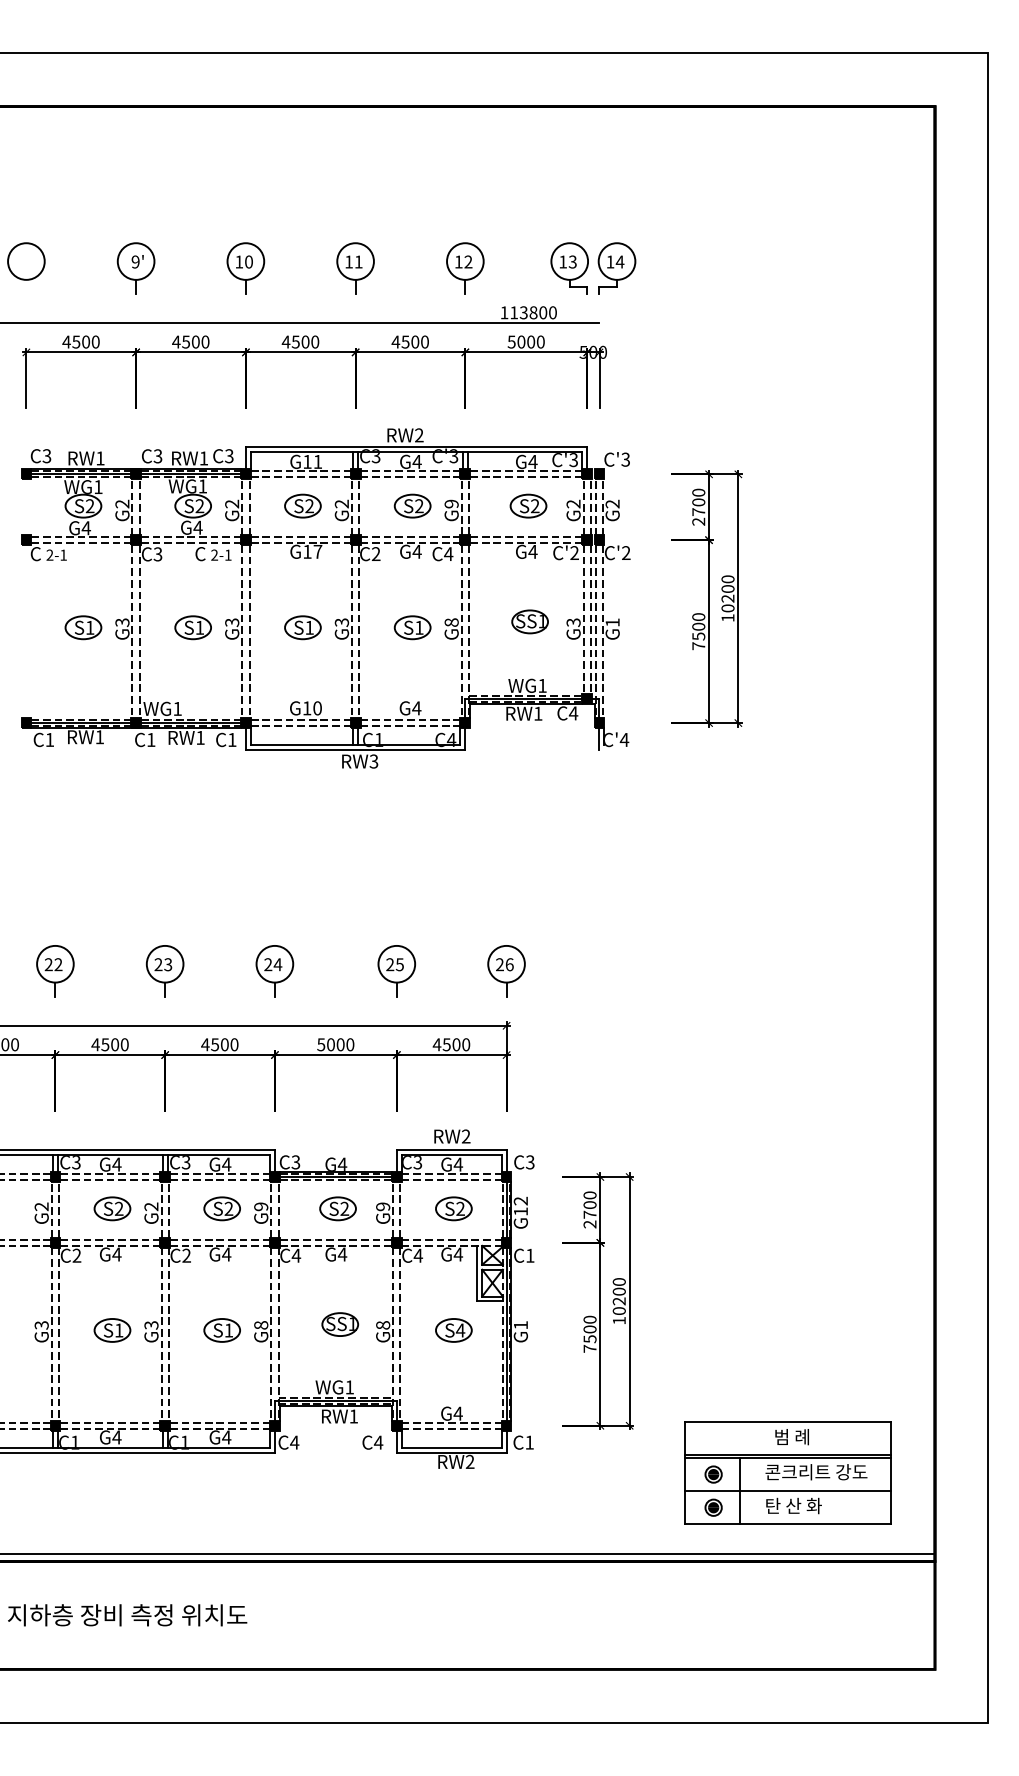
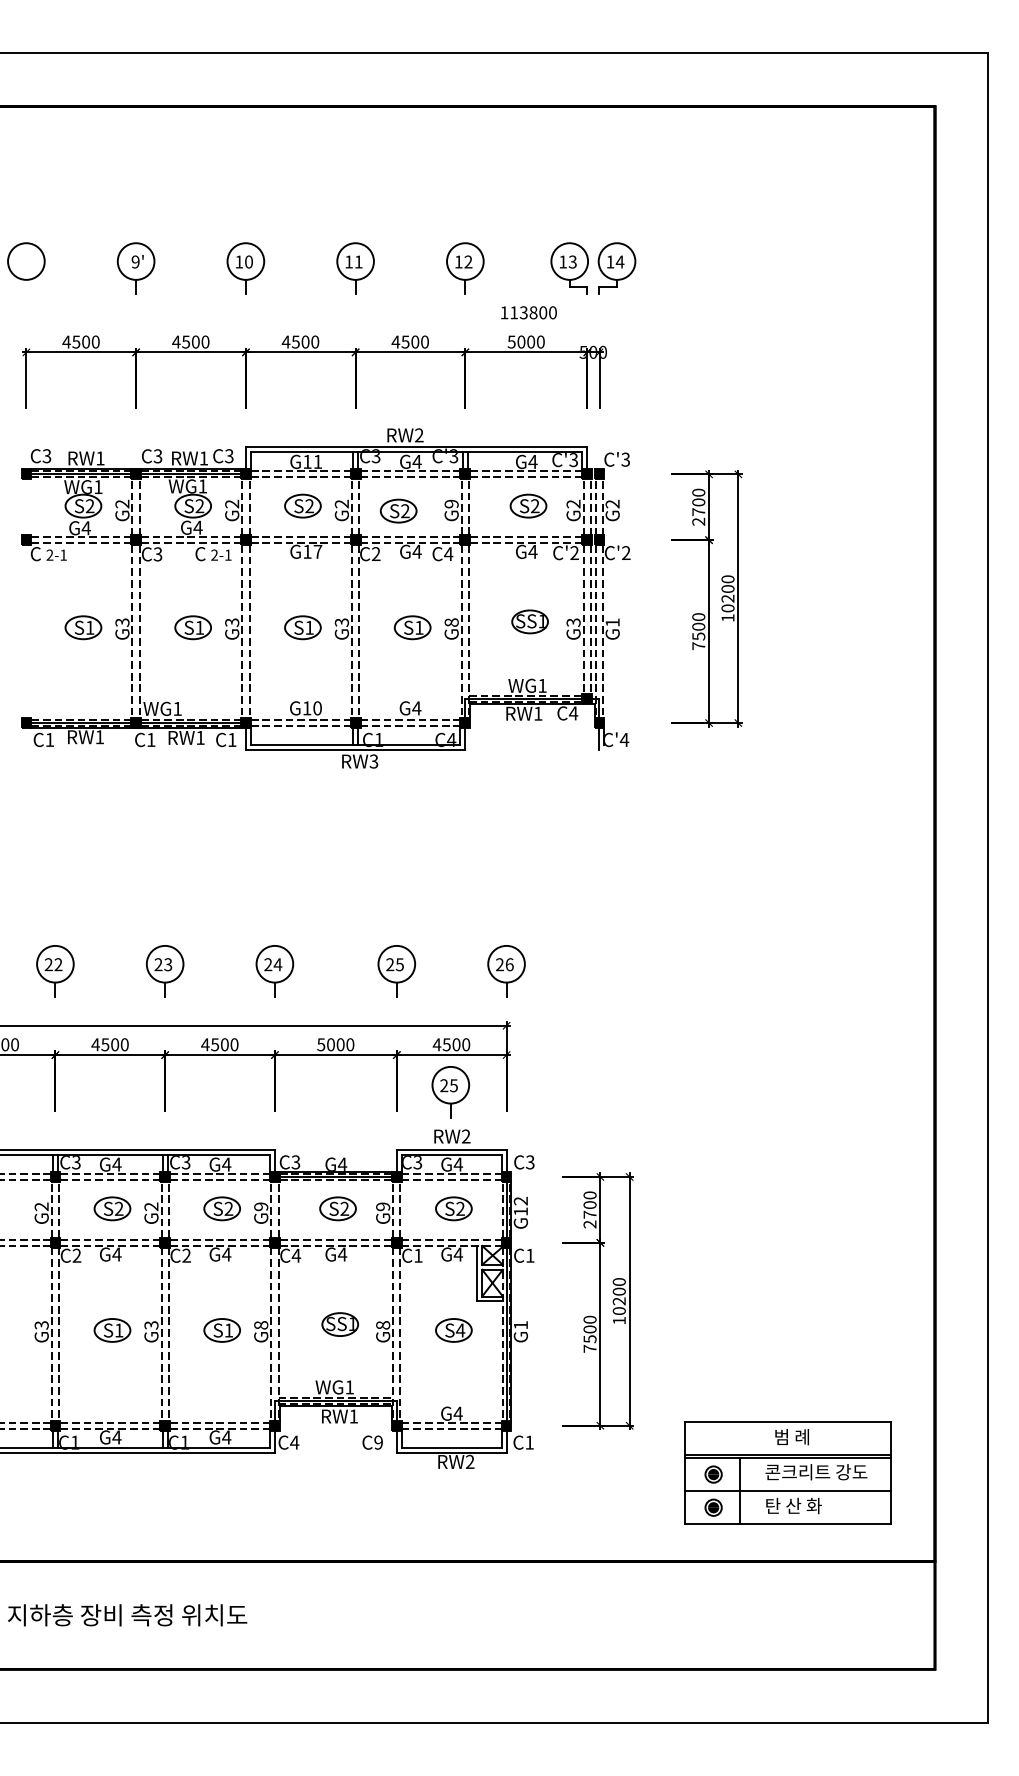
line: present -> none (300, 323)
part position: (412, 505) -> (398, 510) (398, 510)
part: none -> present (450, 1092)
text: C4 -> C1 (418, 1255)
text: C4 -> C9 (378, 1442)
line: present -> none (468, 1553)
